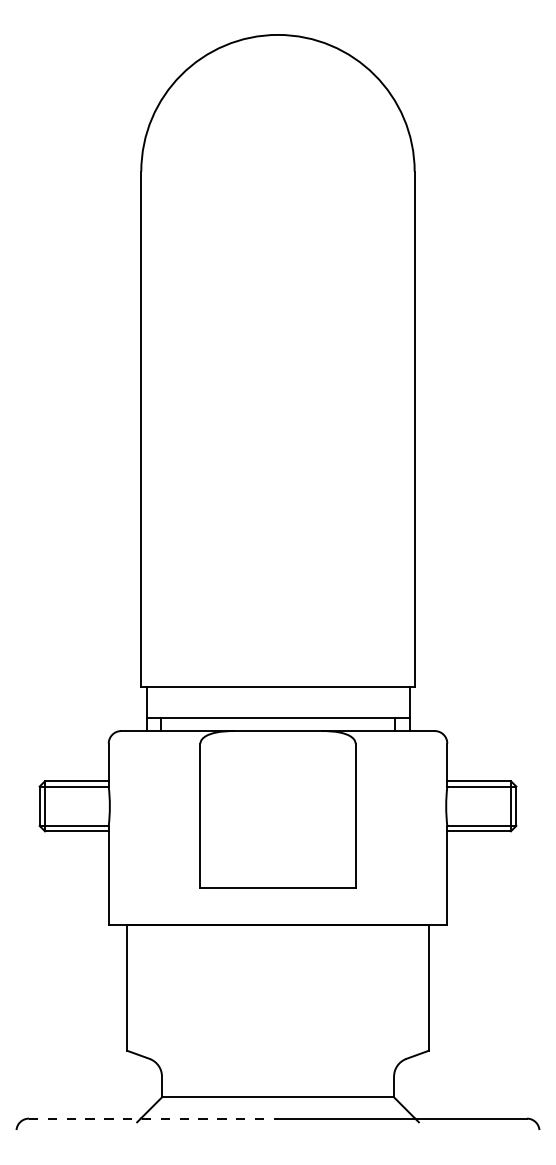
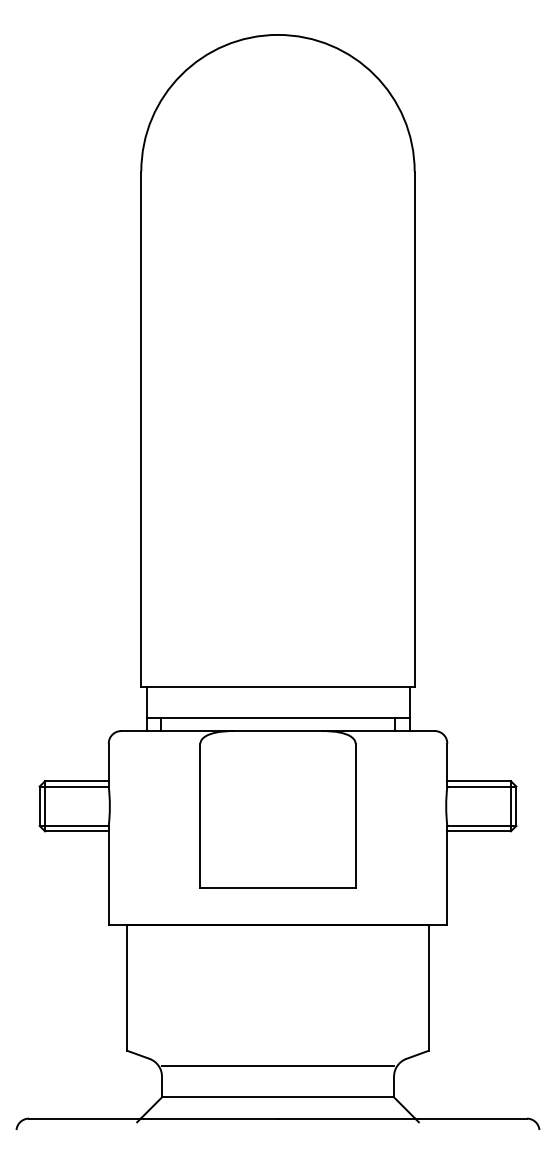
line: none -> present (278, 1065)
line: dashed -> solid (153, 1118)
